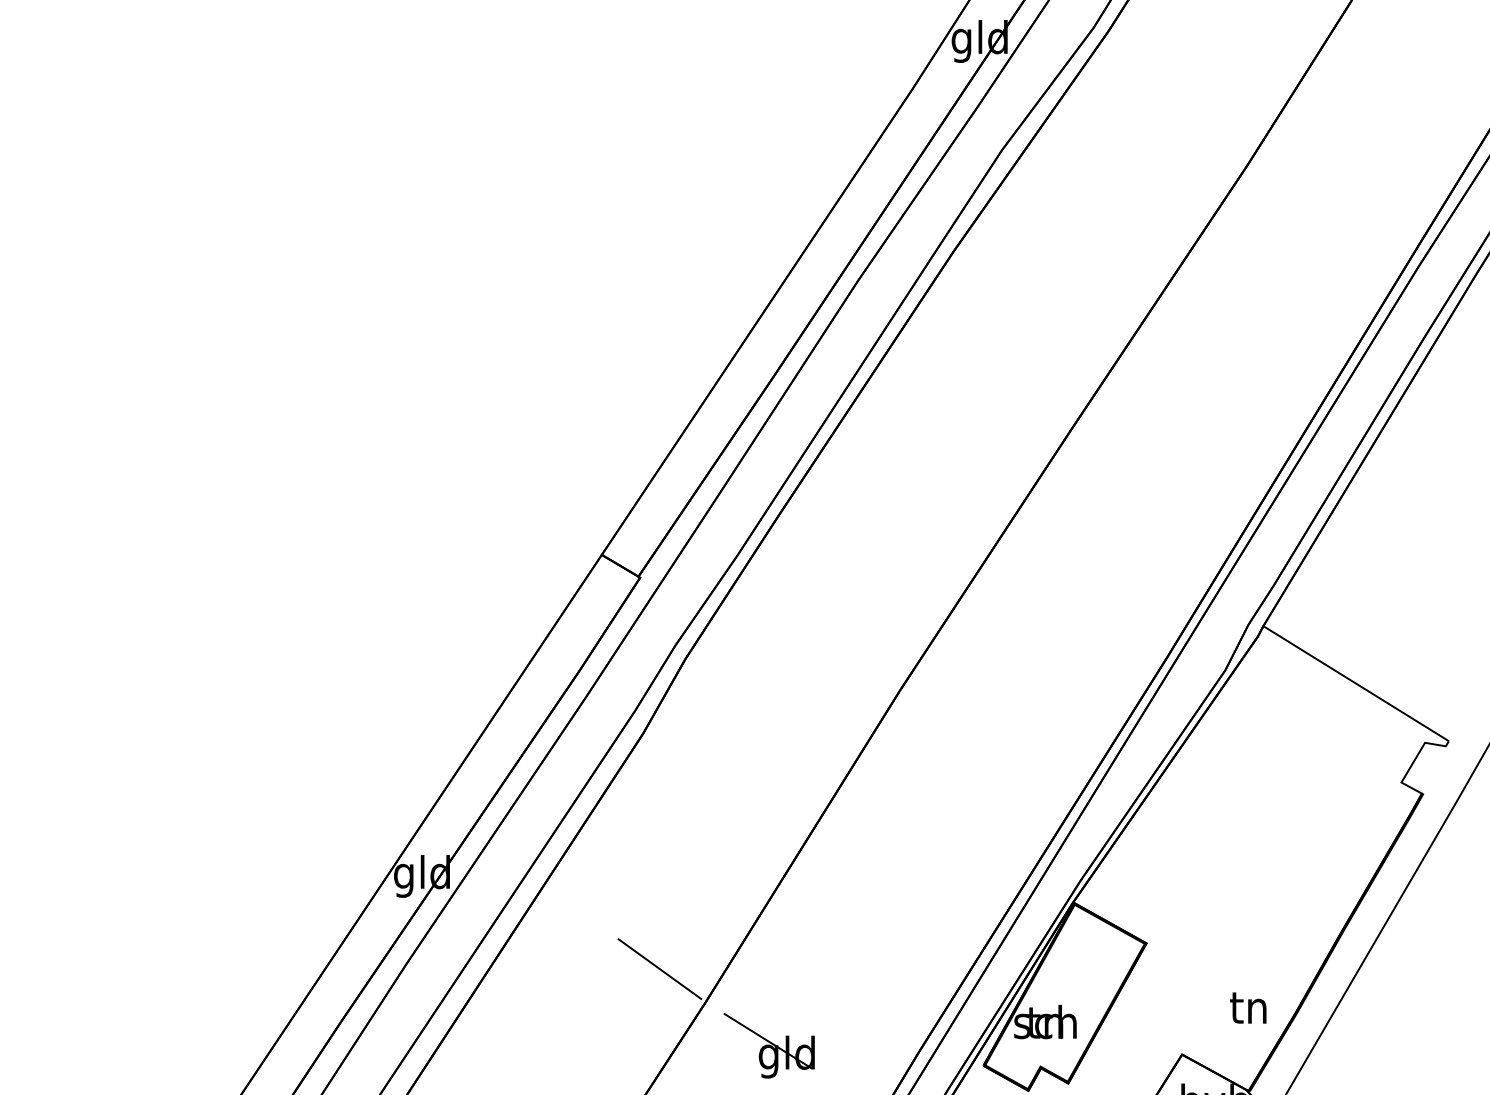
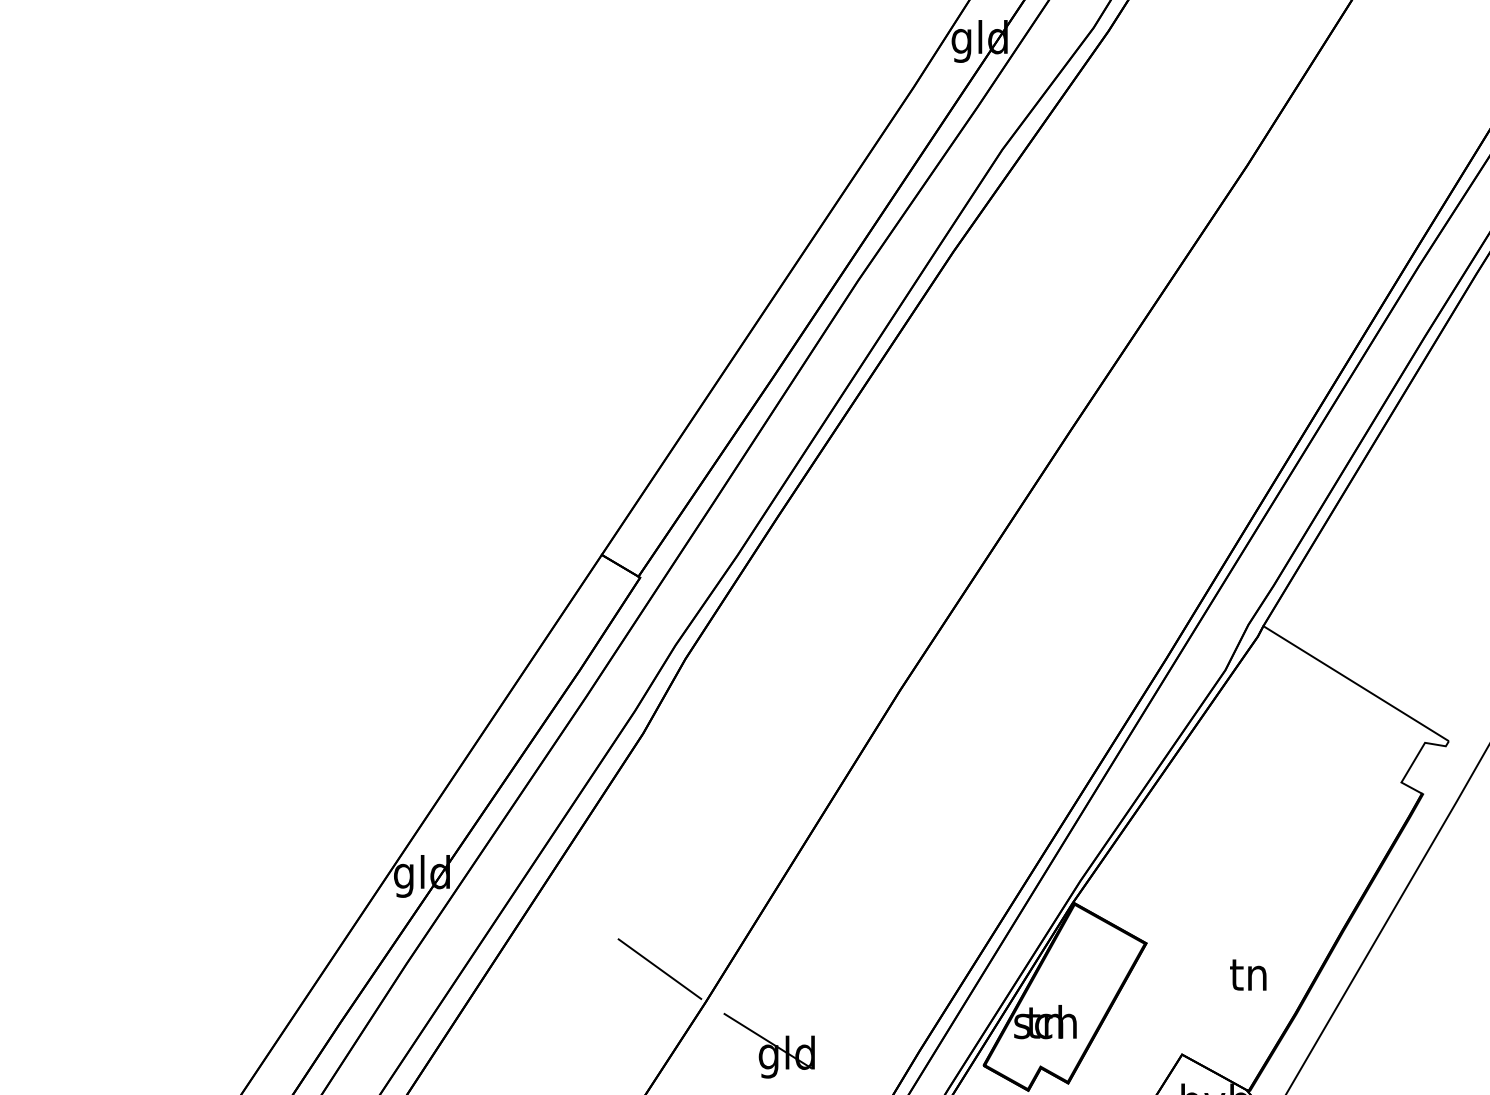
text position: (1248, 1007) -> (1248, 974) (1248, 974)
